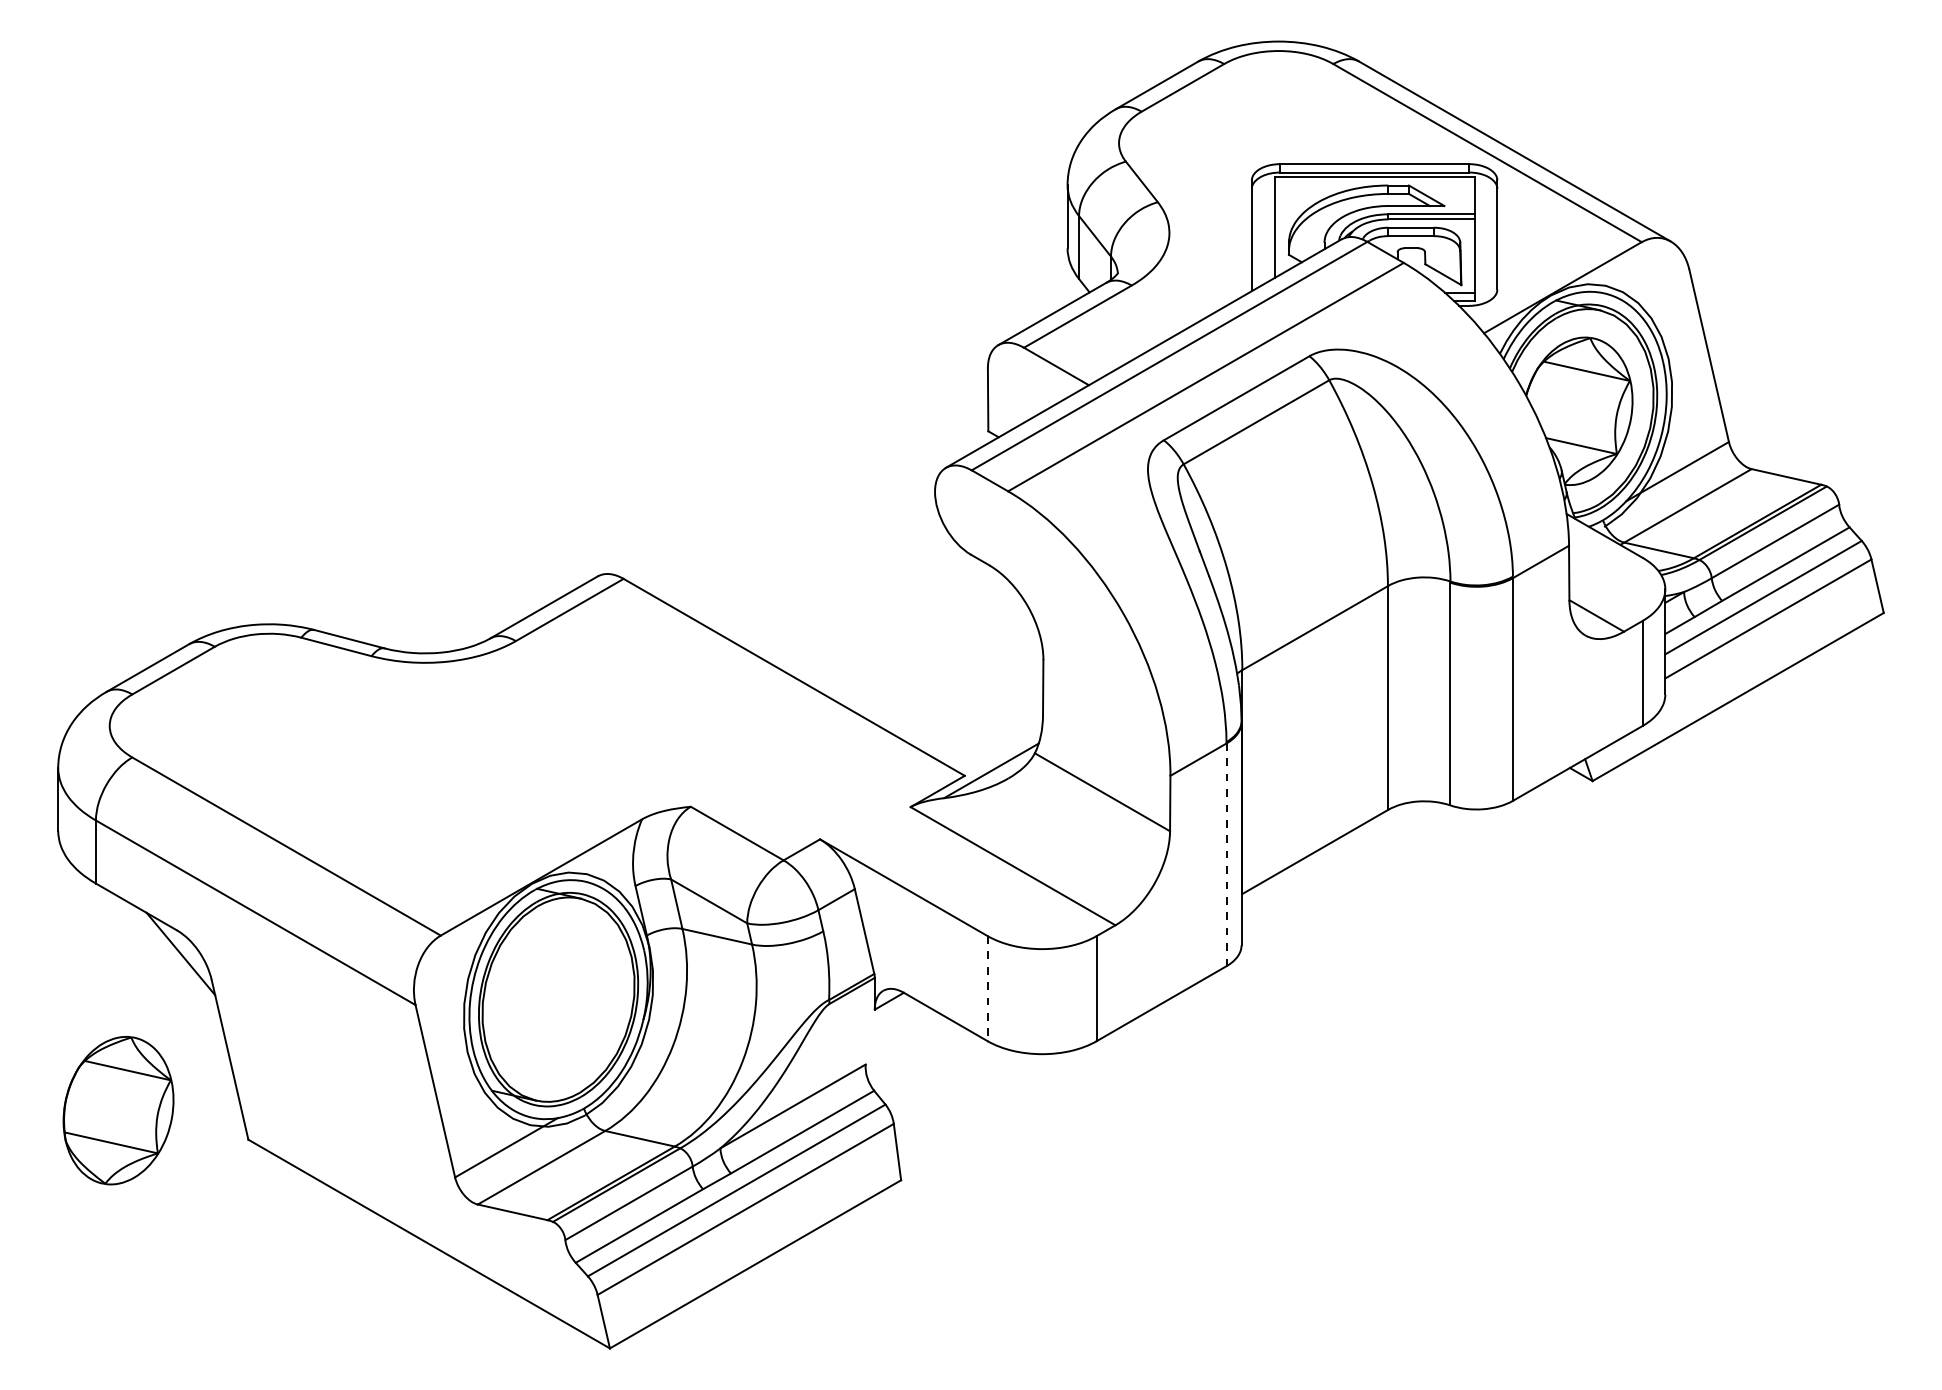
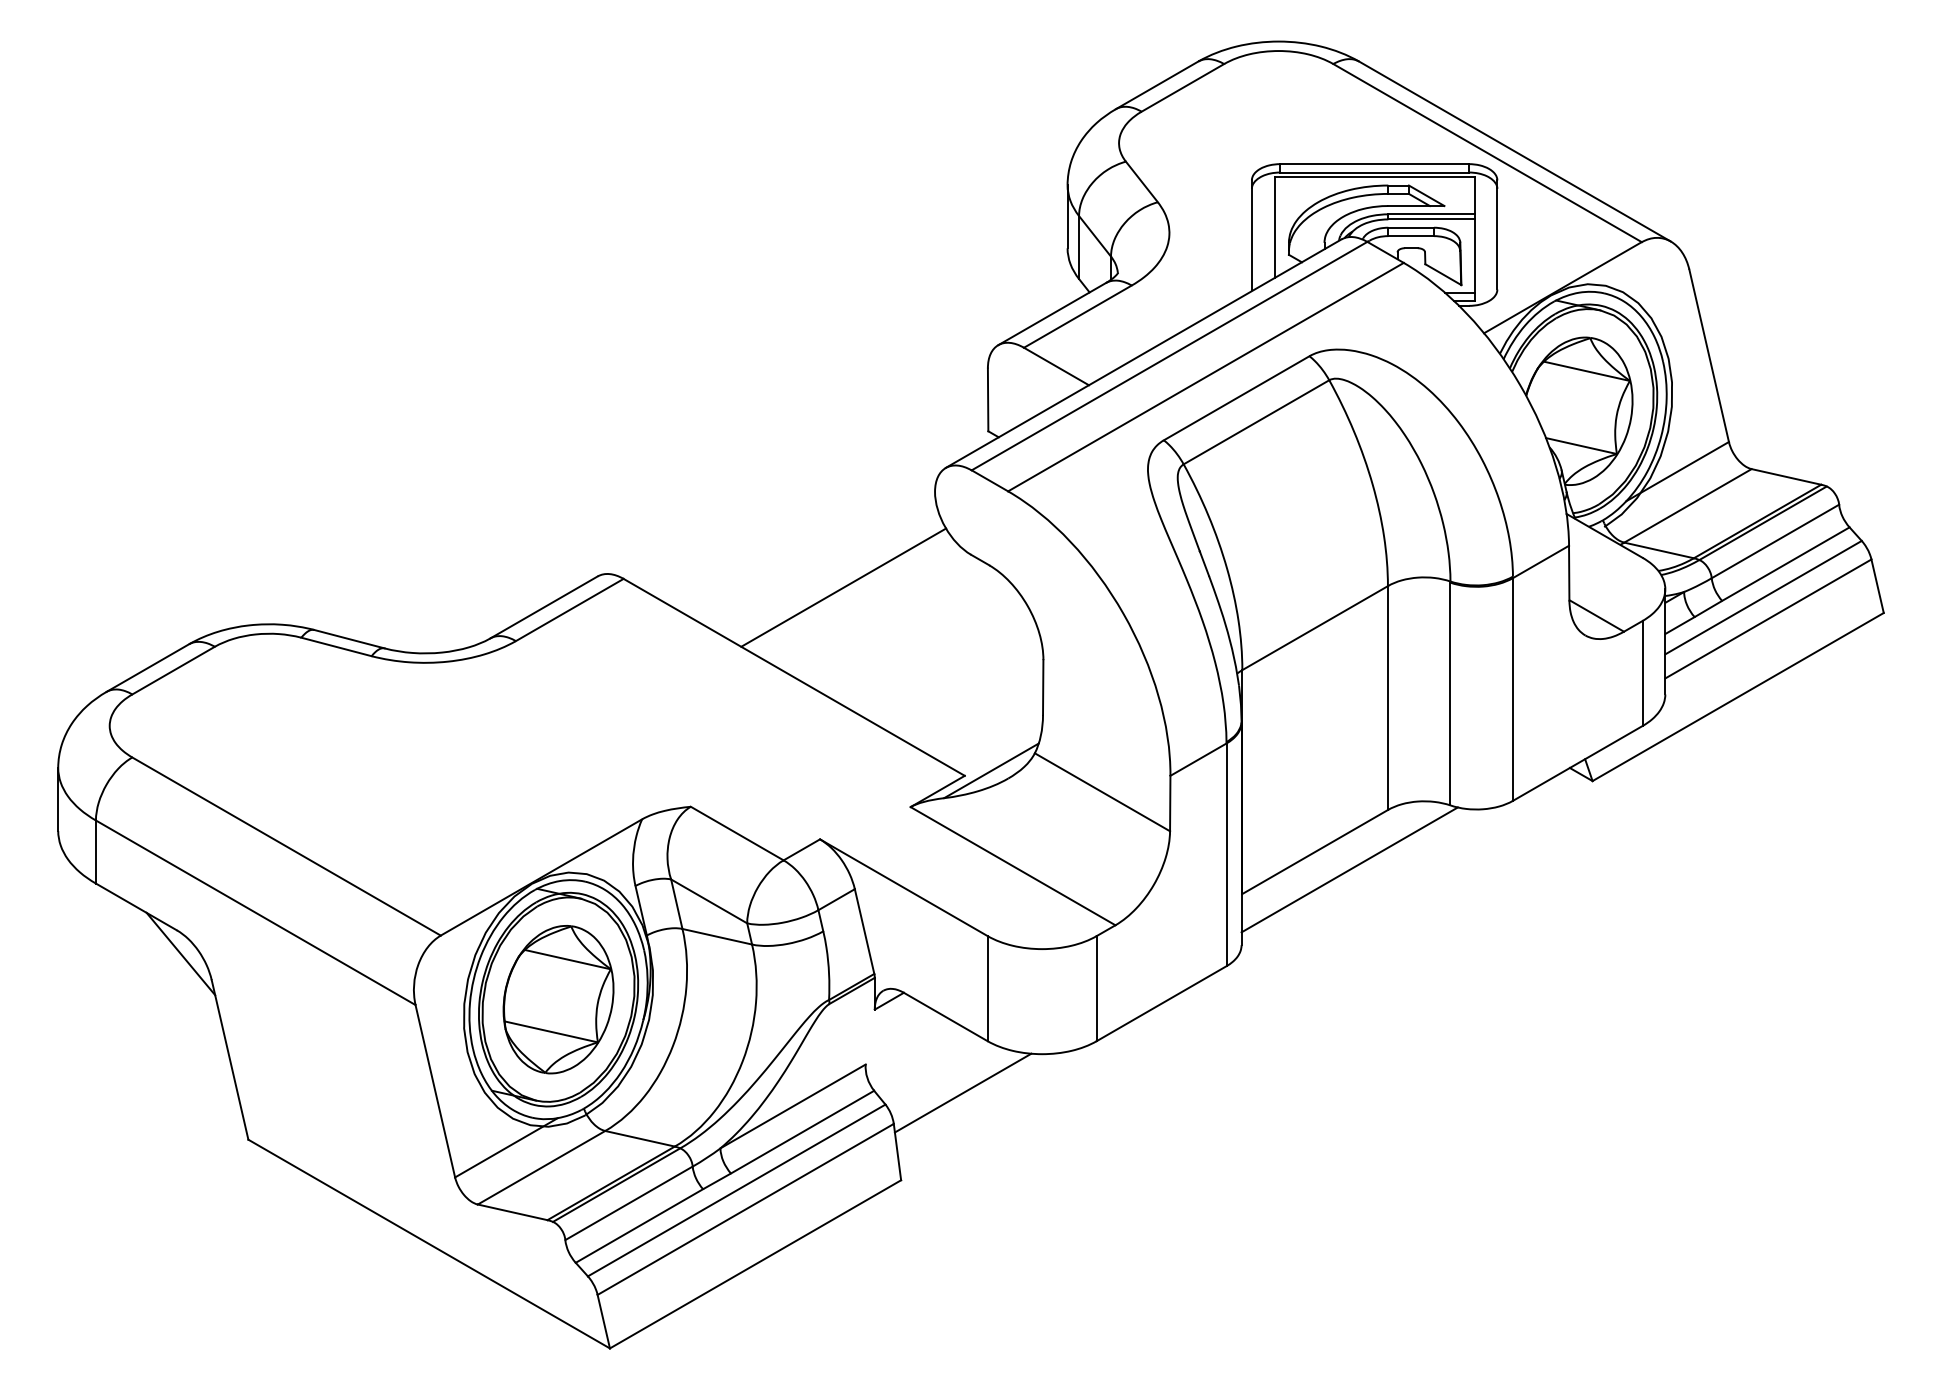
line: none -> present (843, 587)
line: dashed -> solid (1226, 854)
line: none -> present (1349, 869)
line: dashed -> solid (987, 988)
line: none -> present (962, 1092)
part position: (118, 1110) -> (558, 999) (558, 999)
